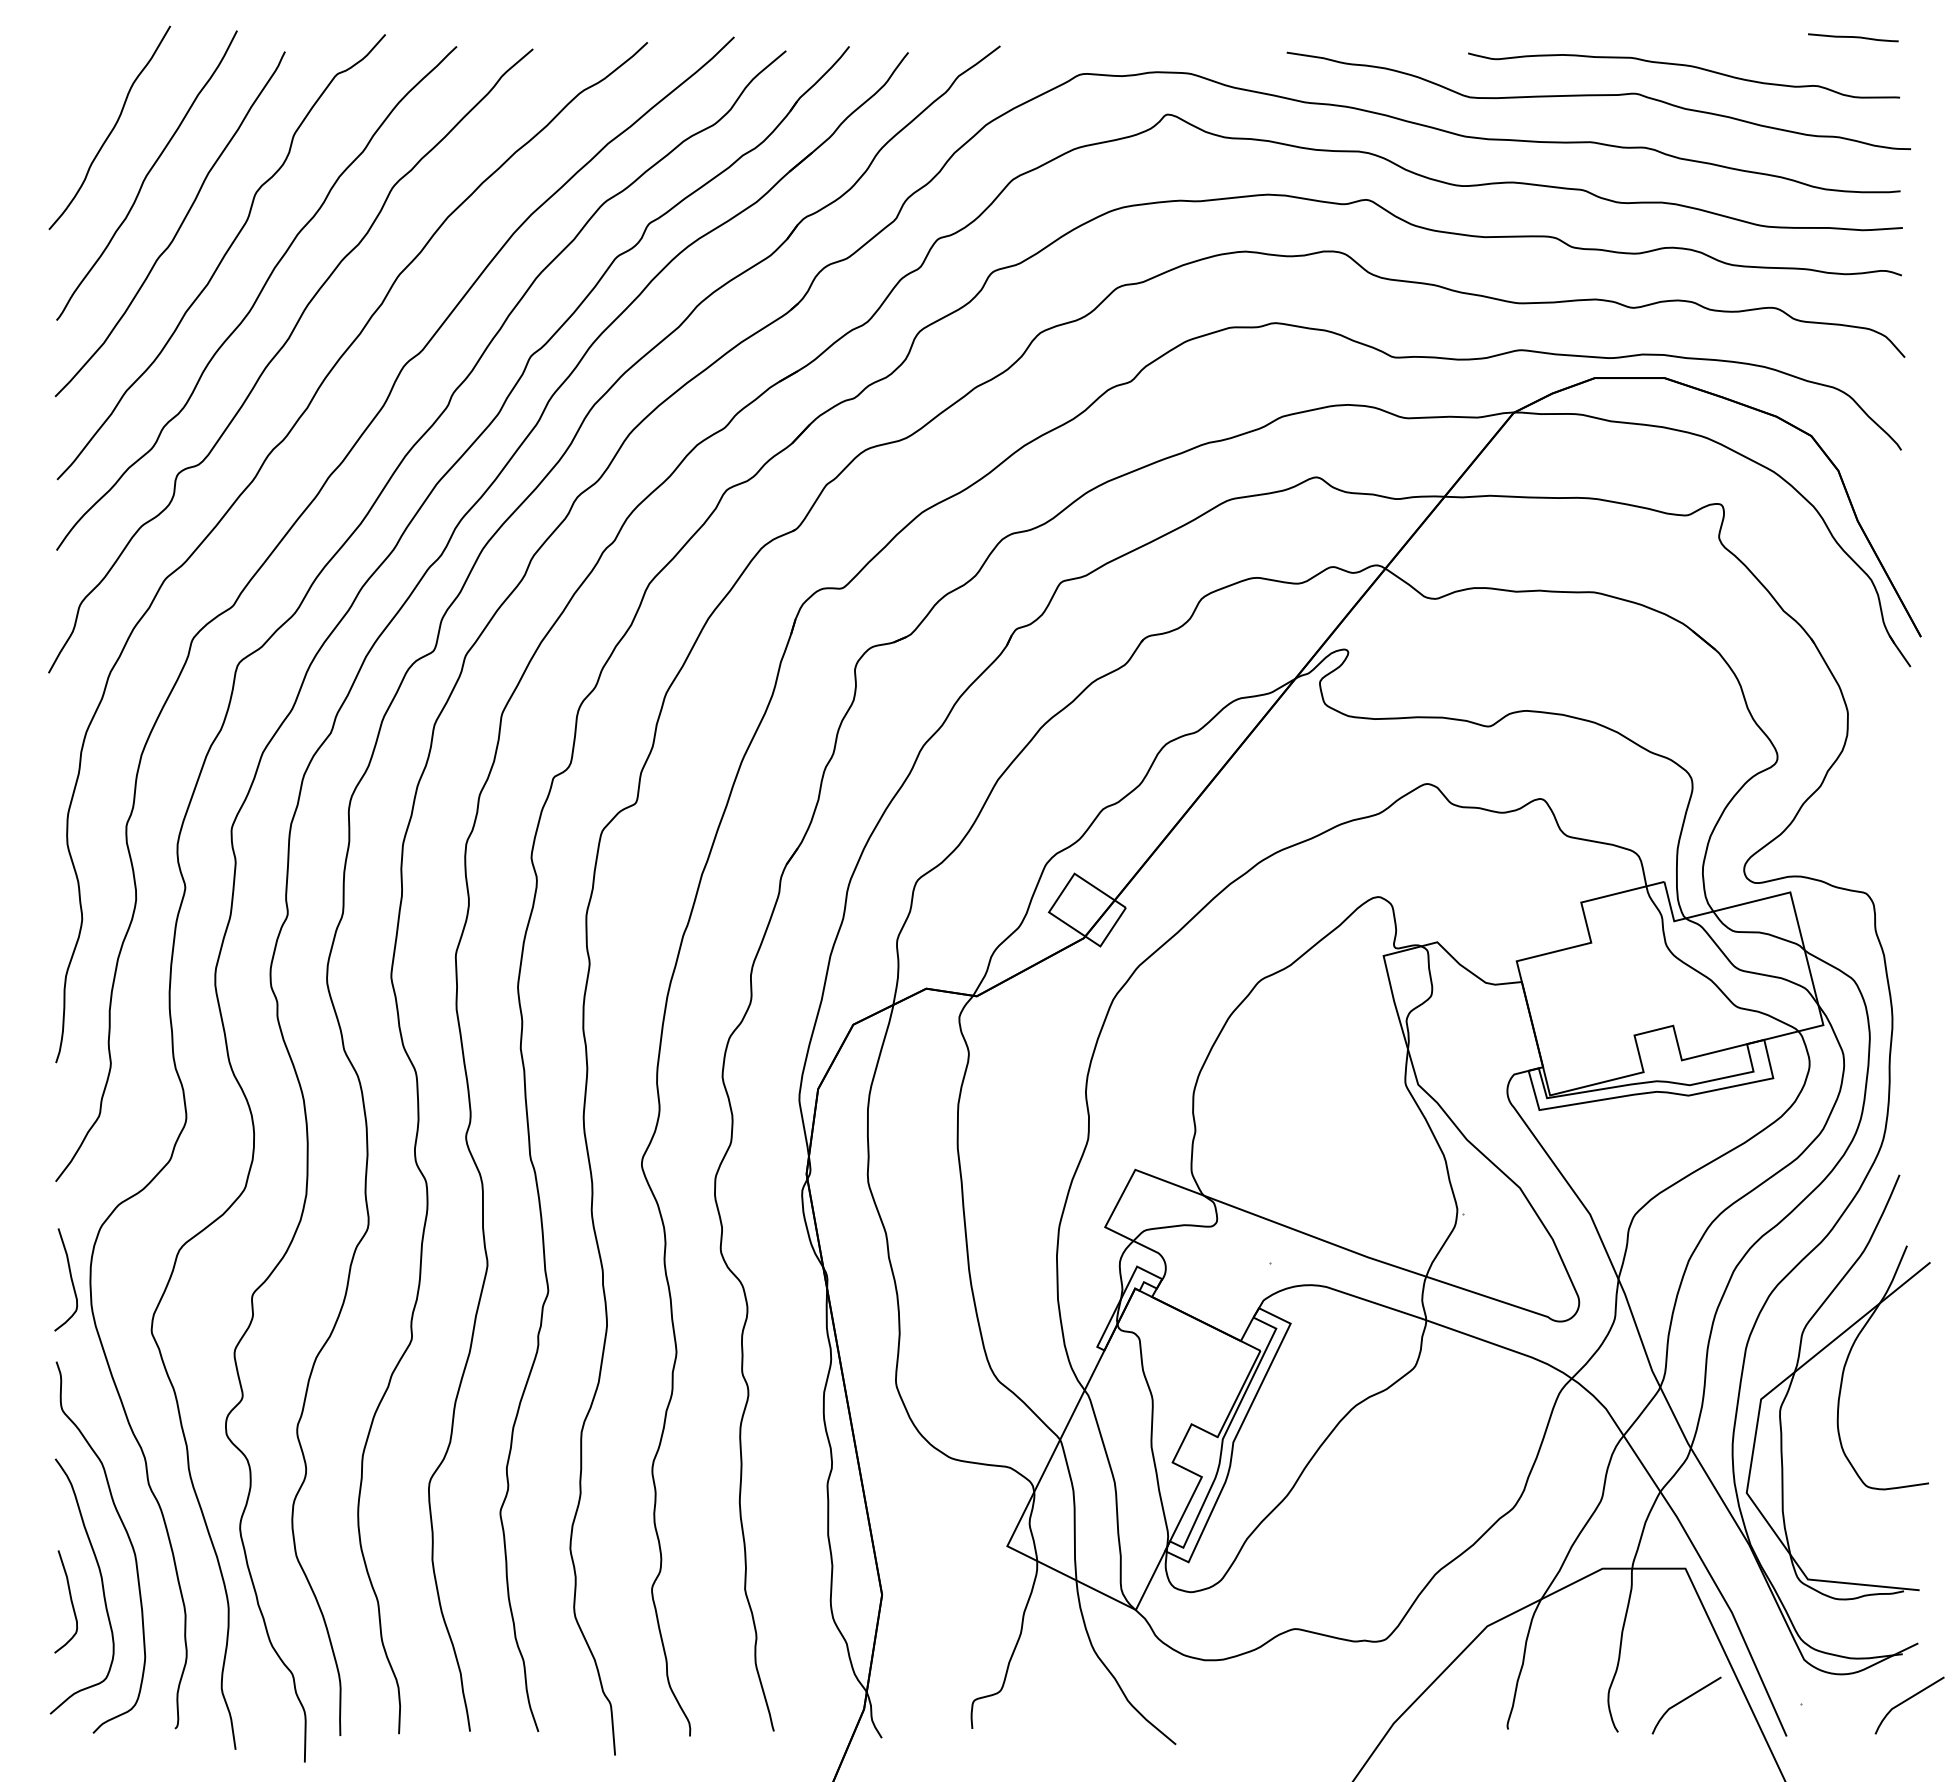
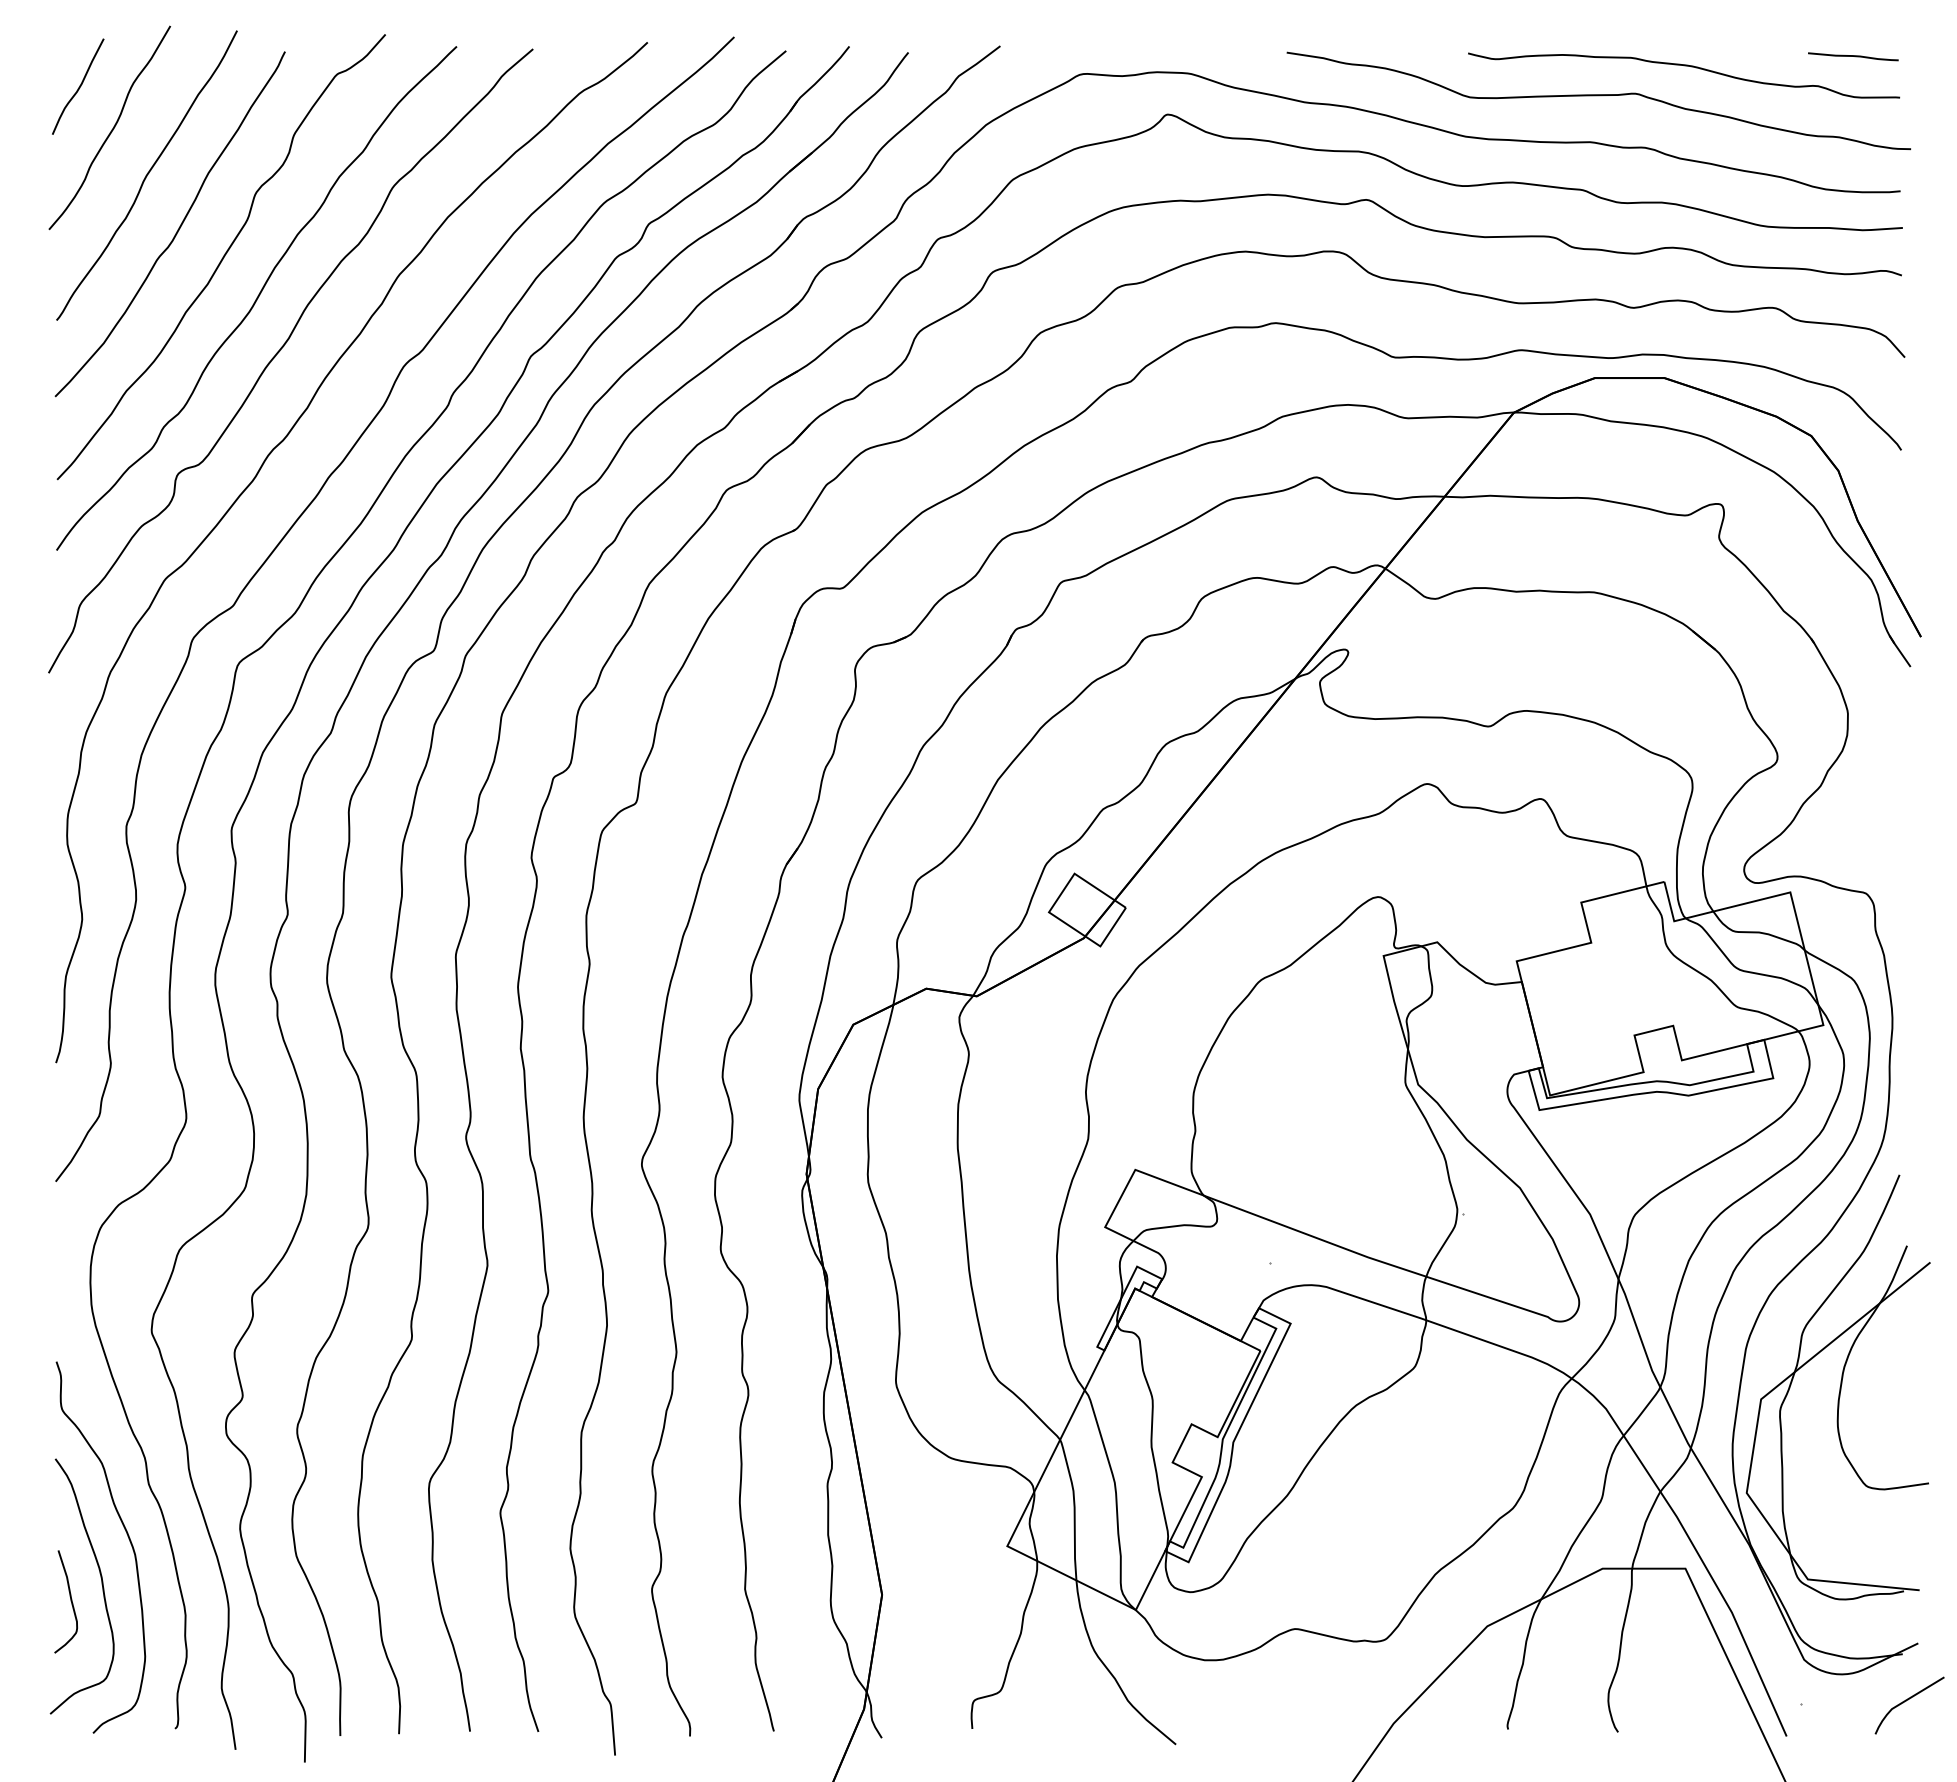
curve position: (1853, 37) -> (1853, 56) (1853, 56)
curve: none -> present (79, 86)
curve: present -> none (70, 1279)
curve: present -> none (1683, 1701)
